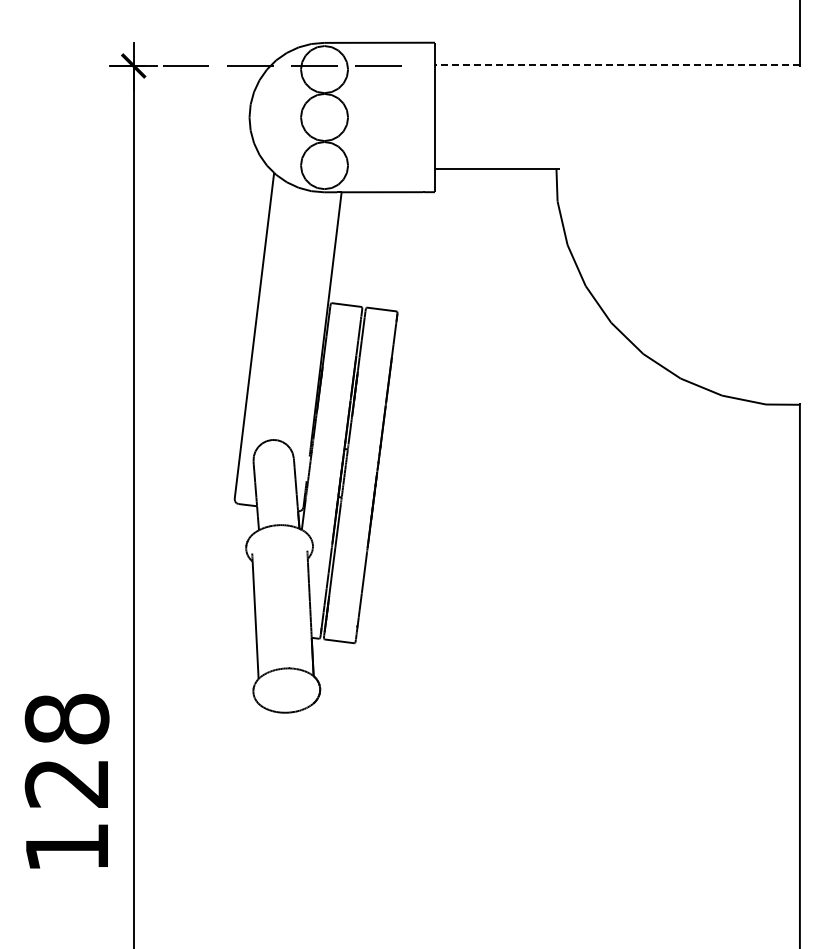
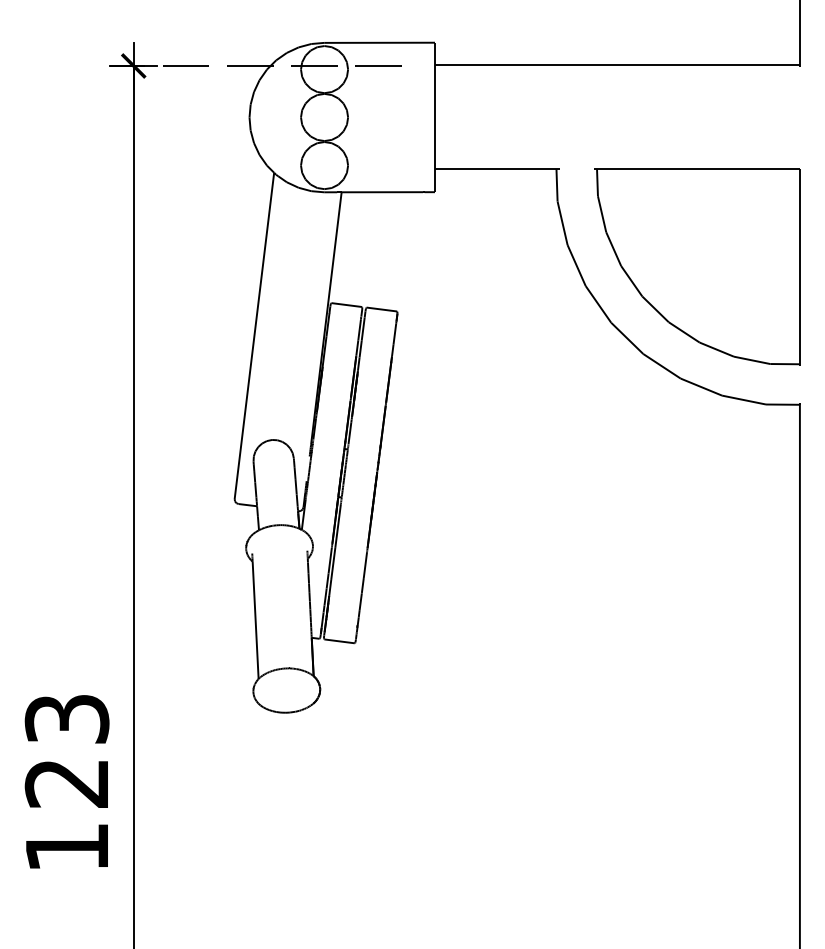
line: dashed -> solid (616, 65)
part: none -> present (697, 266)
text: 128 -> 123 (66, 718)
